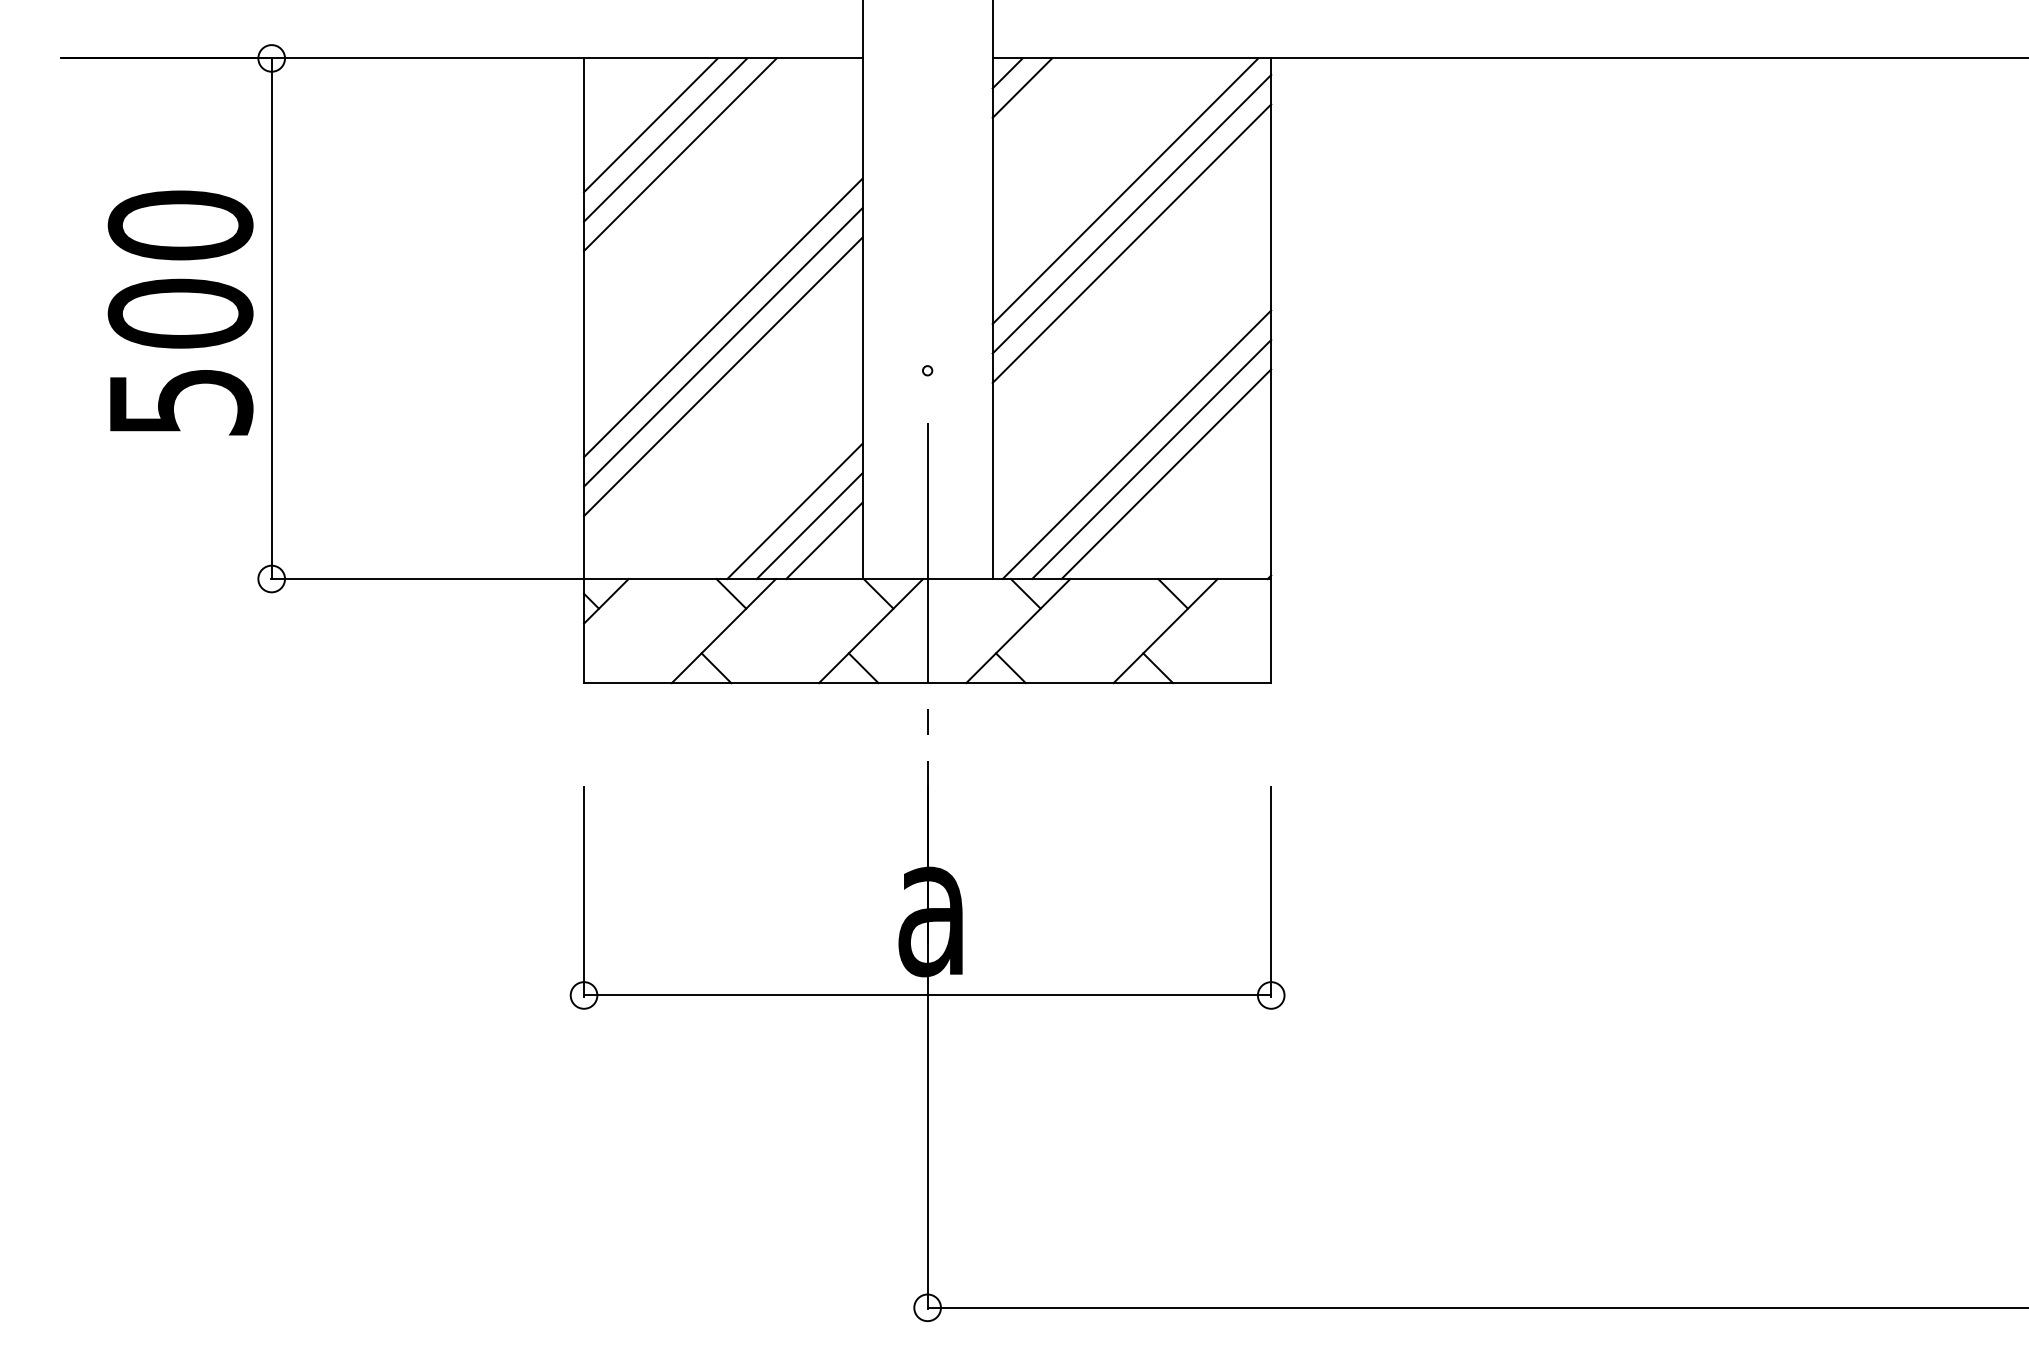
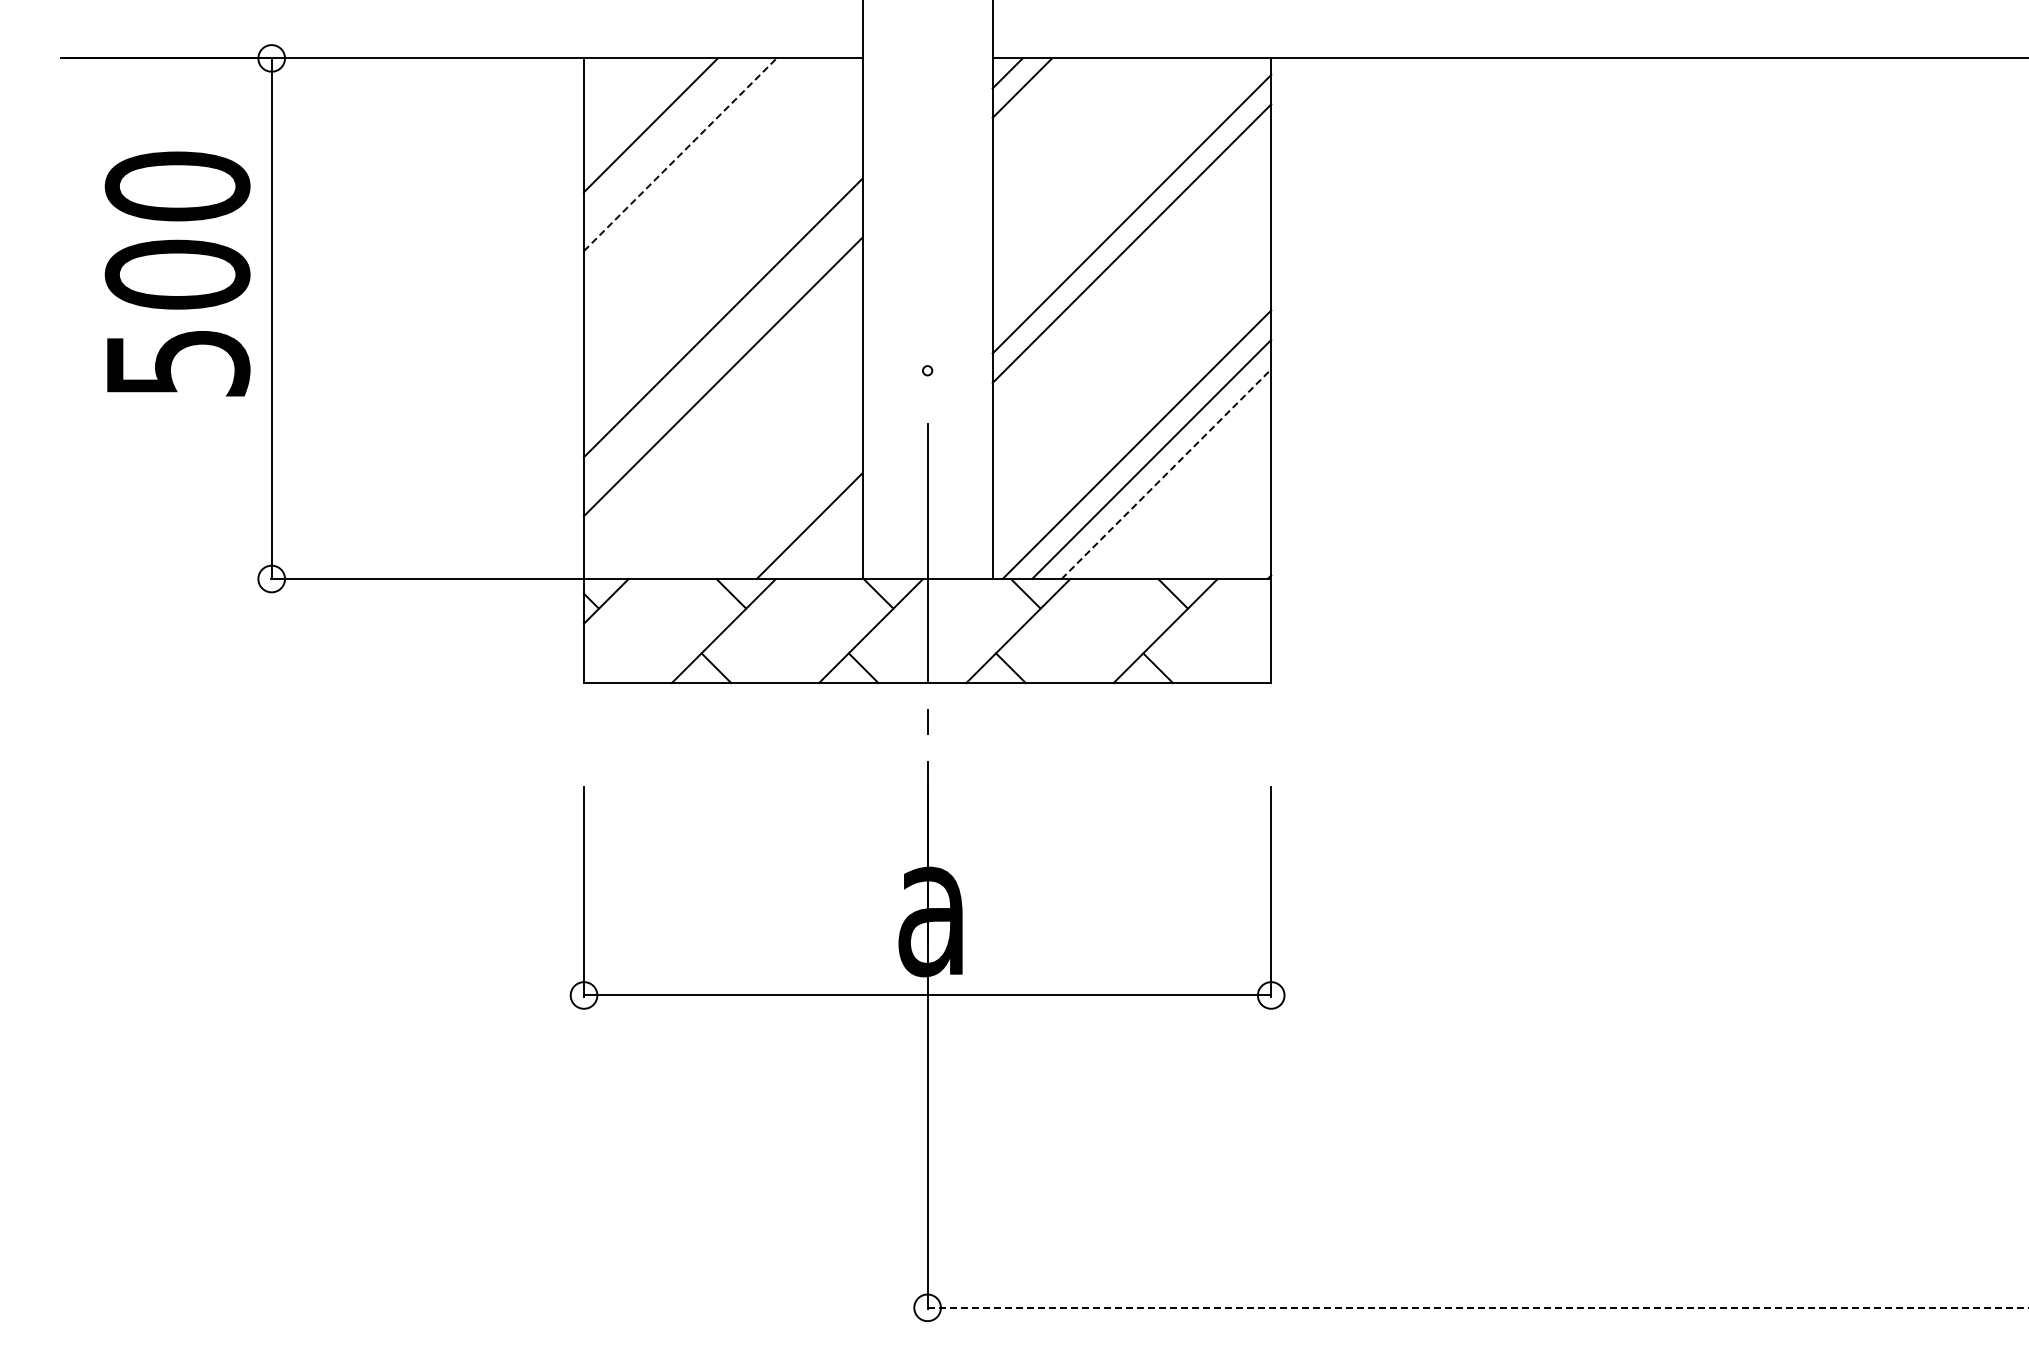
line: present -> none (665, 139)
line: solid -> dashed (680, 154)
line: present -> none (1125, 191)
text position: (180, 312) -> (177, 273) (177, 273)
line: present -> none (723, 347)
line: solid -> dashed (1166, 473)
line: present -> none (794, 511)
line: present -> none (824, 540)
line: solid -> dashed (1478, 1307)
